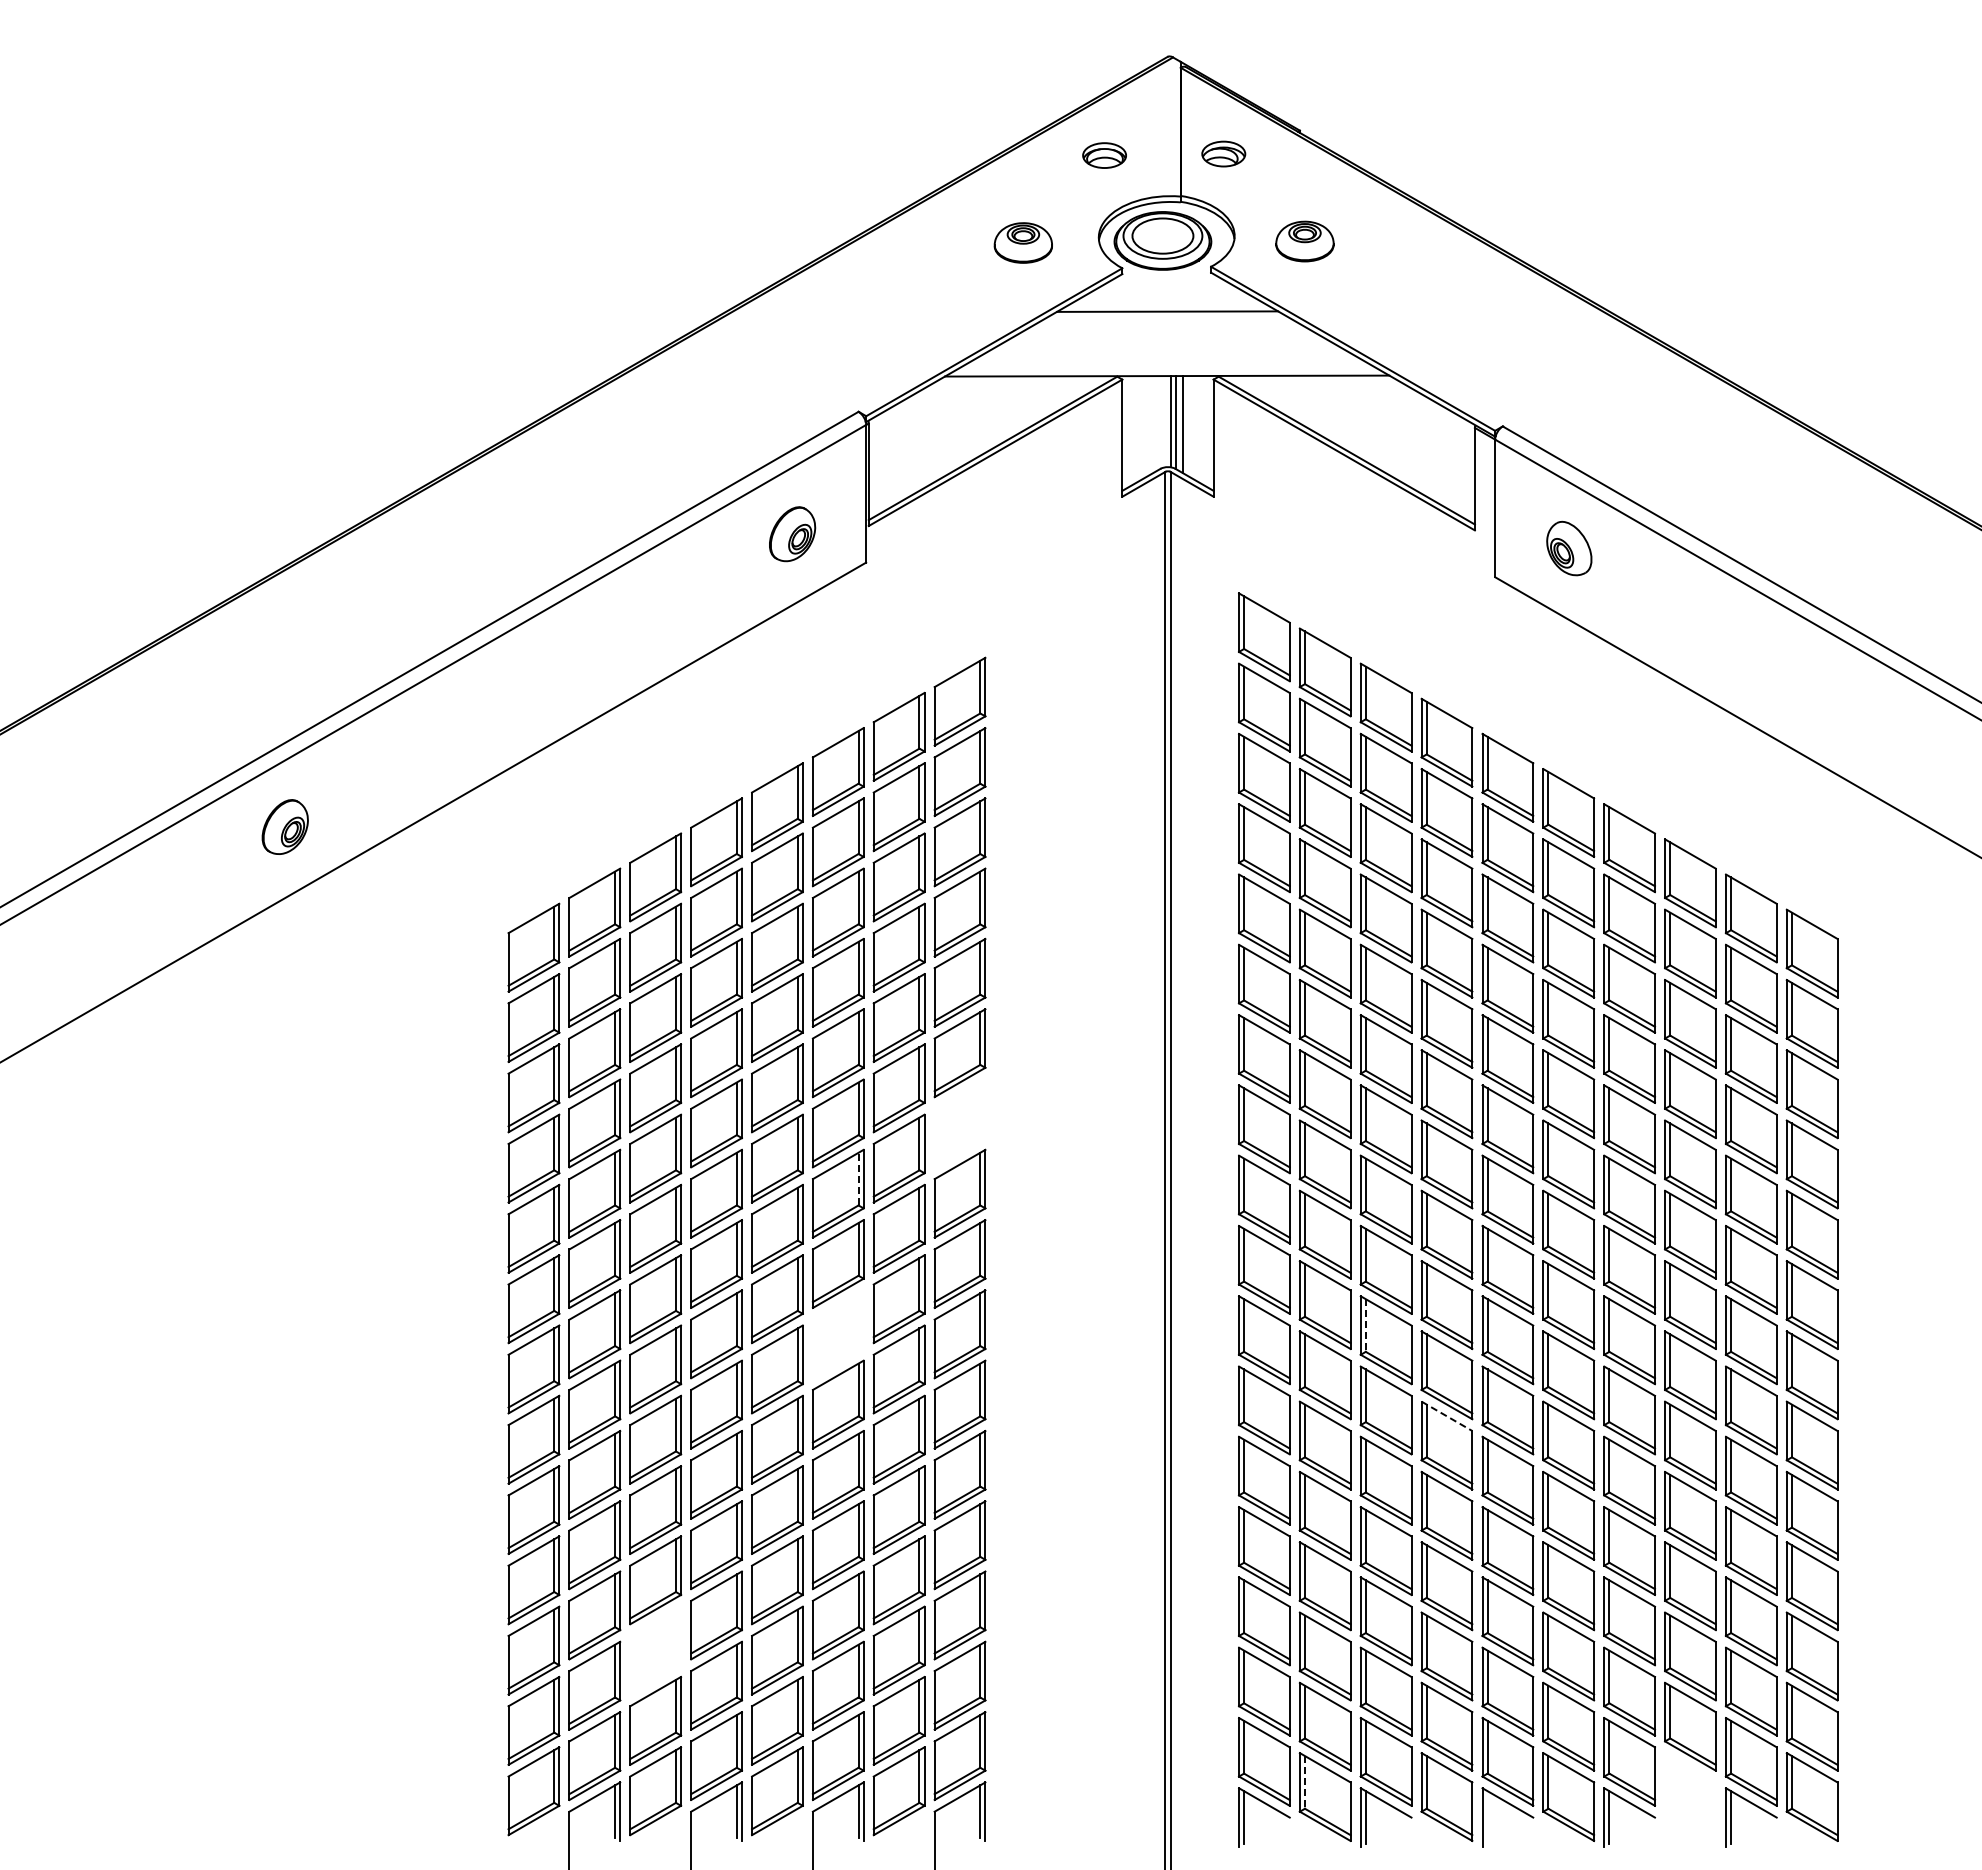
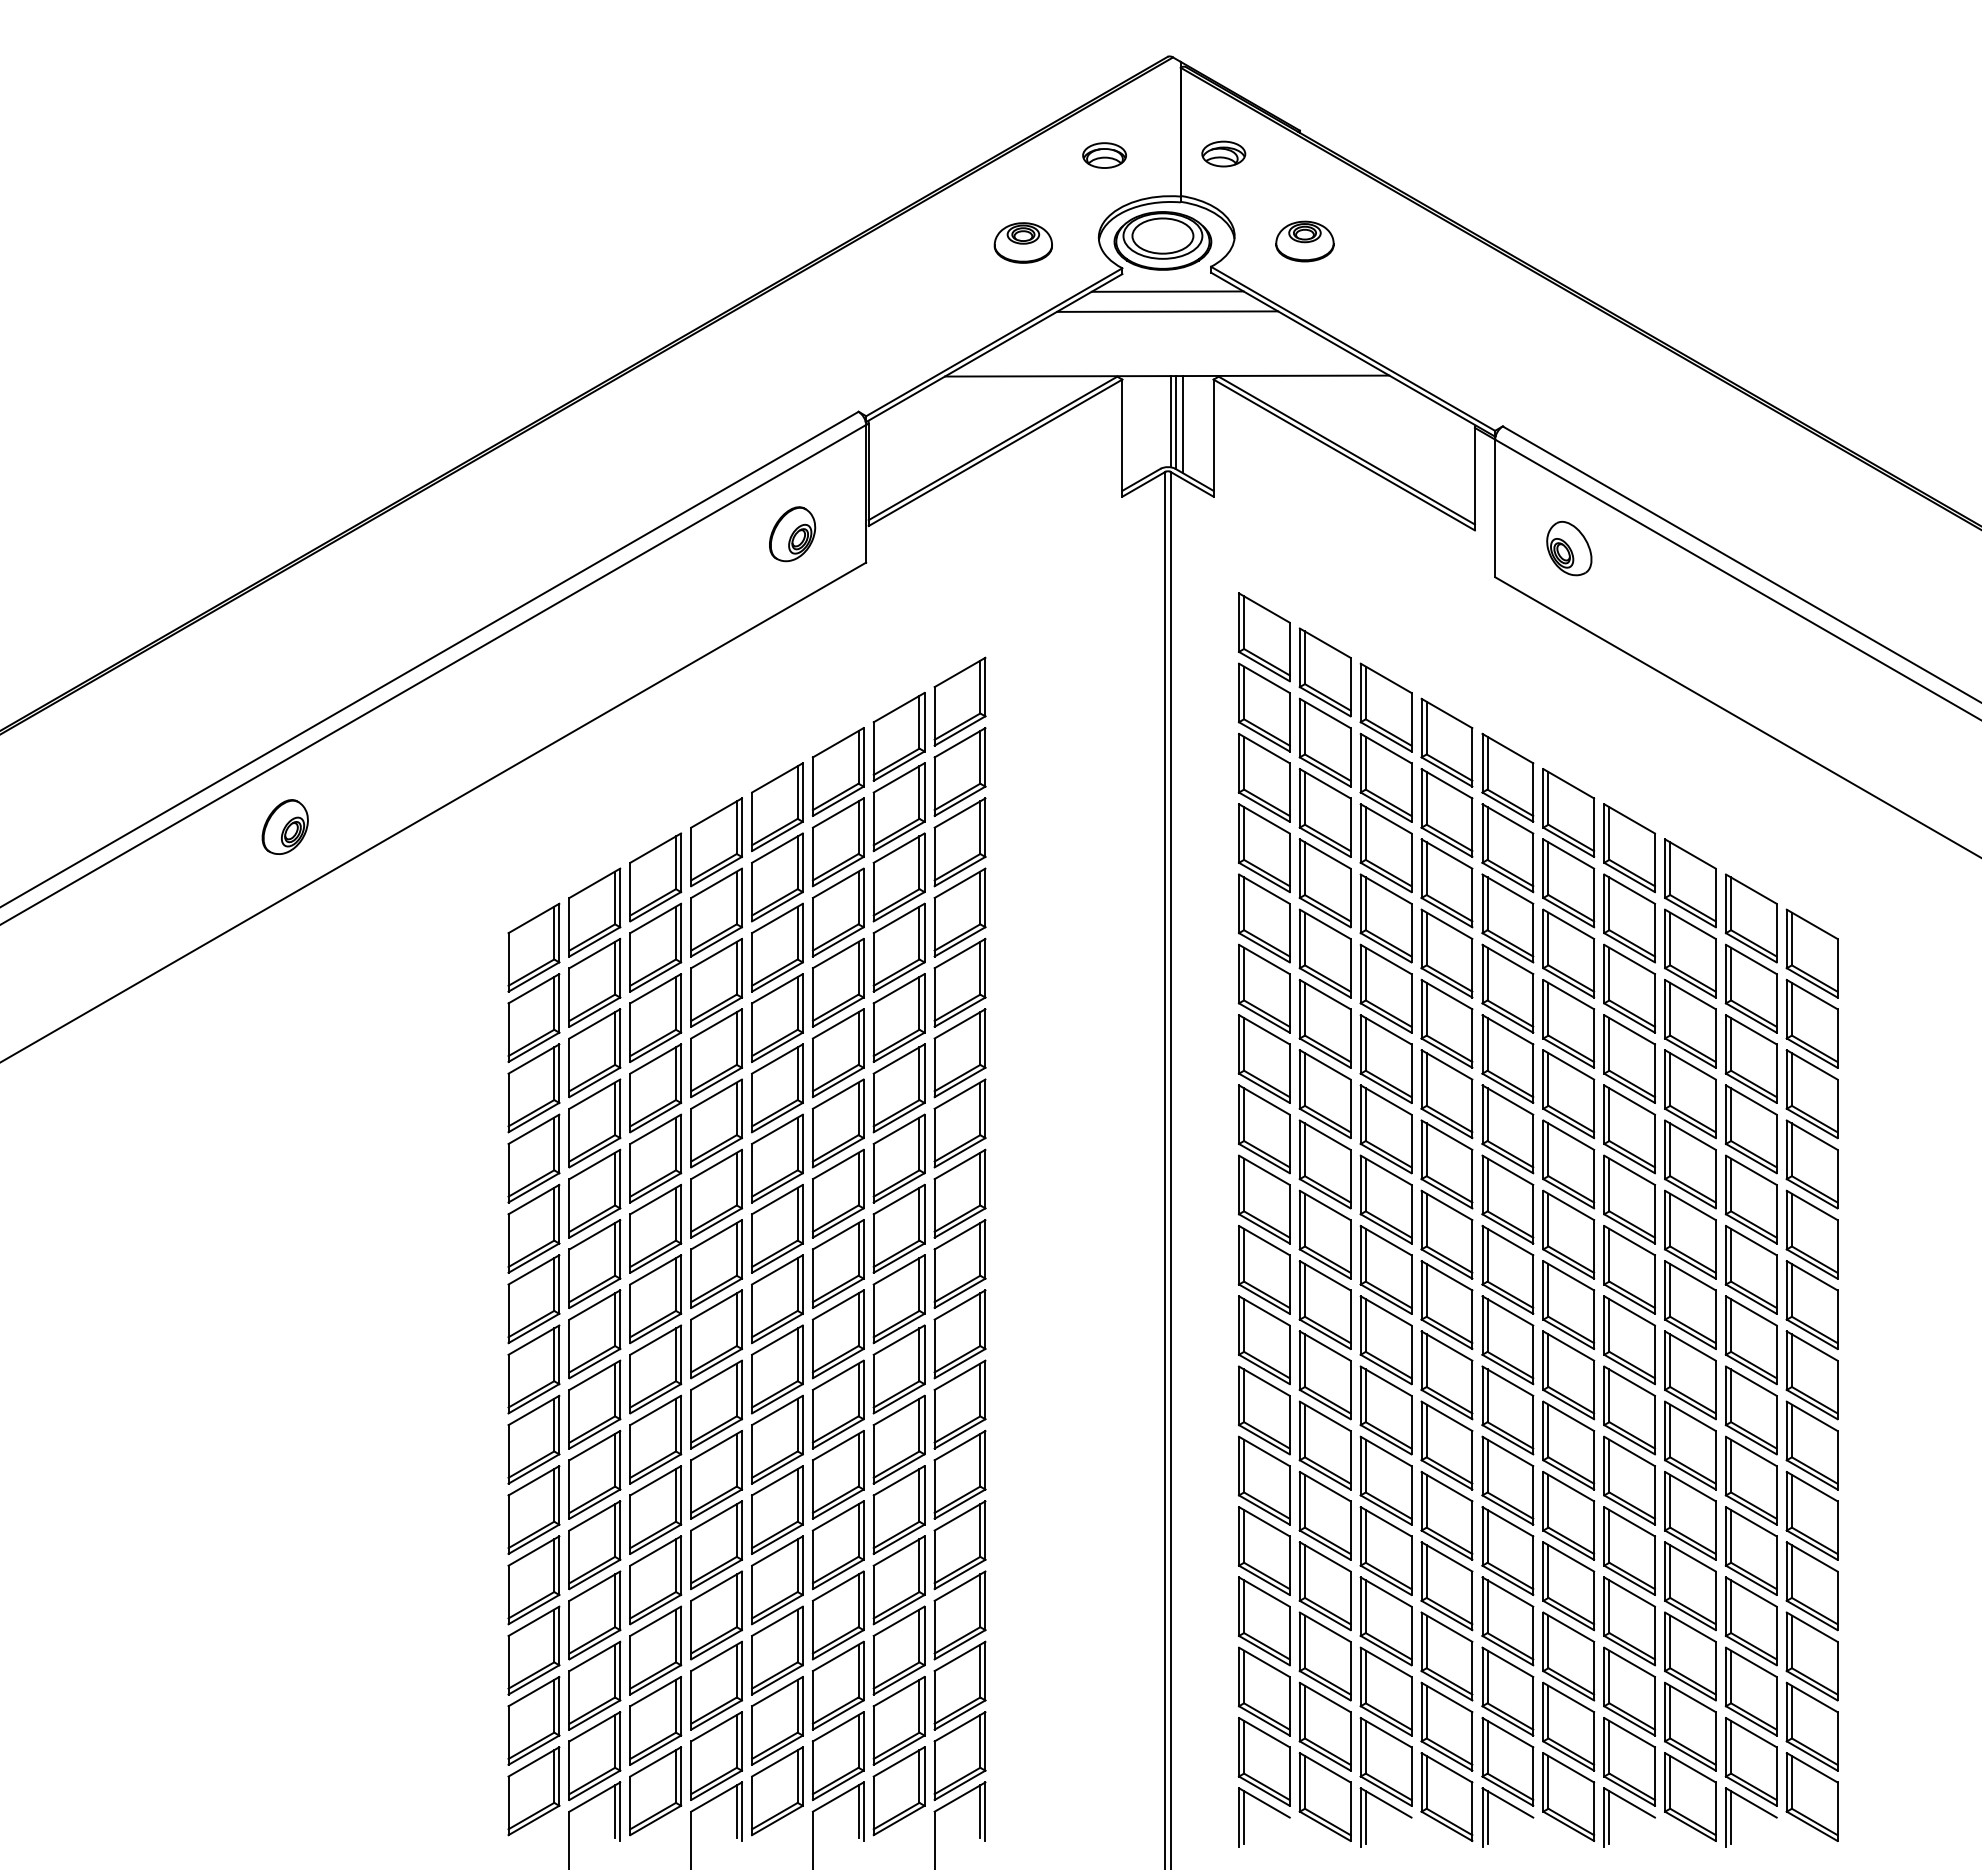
line: none -> present (1167, 291)
part: none -> present (959, 1123)
line: dashed -> solid (858, 1178)
line: dashed -> solid (1365, 1326)
part: none -> present (837, 1334)
line: dashed -> solid (1447, 1416)
part: none -> present (655, 1650)
line: dashed -> solid (1304, 1782)
part: none -> present (1690, 1796)
line: none -> present (1487, 1817)
